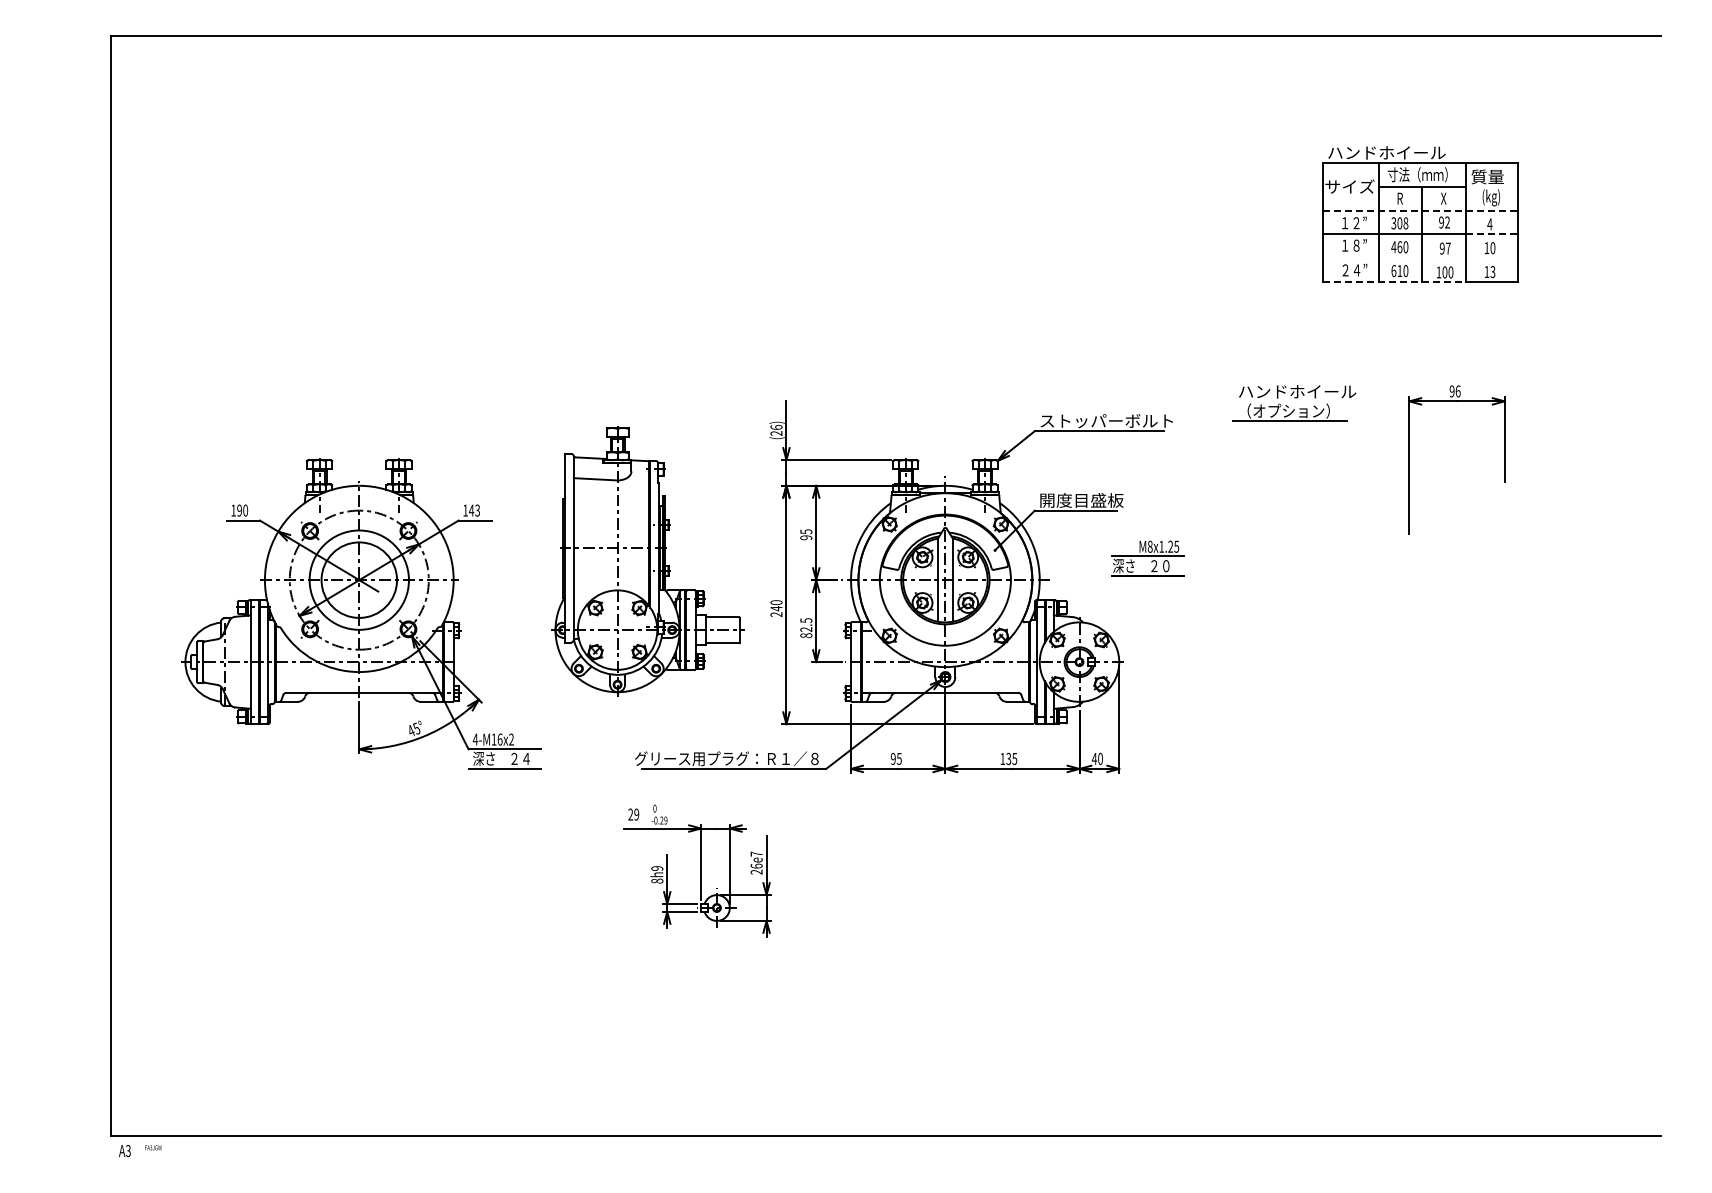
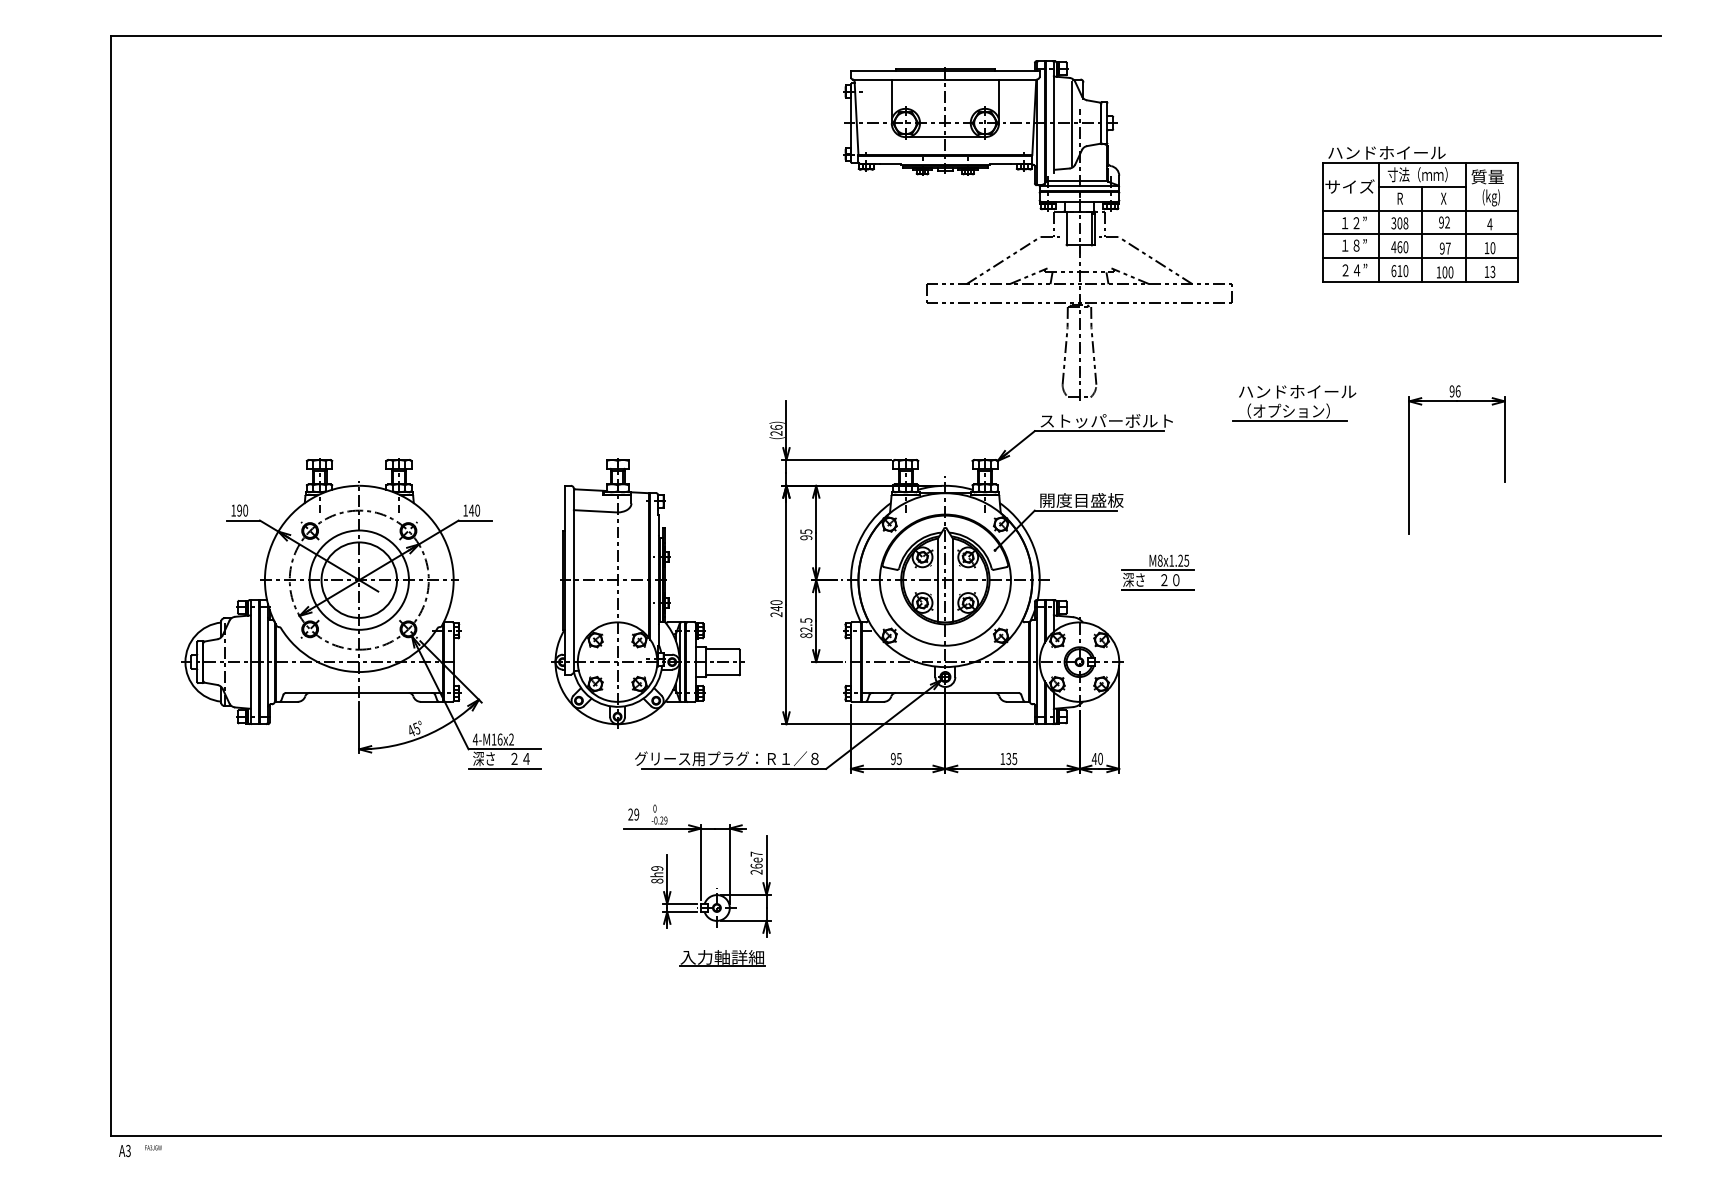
line: dashed -> solid (1420, 210)
line: dashed -> solid (1491, 234)
part: none -> present (1040, 236)
line: none -> present (1419, 258)
line: dashed -> solid (1394, 282)
text: 143 -> 140 (477, 510)
part position: (1147, 558) -> (1157, 572) (1157, 572)
part position: (647, 561) -> (647, 593) (647, 593)
part: none -> present (722, 958)
